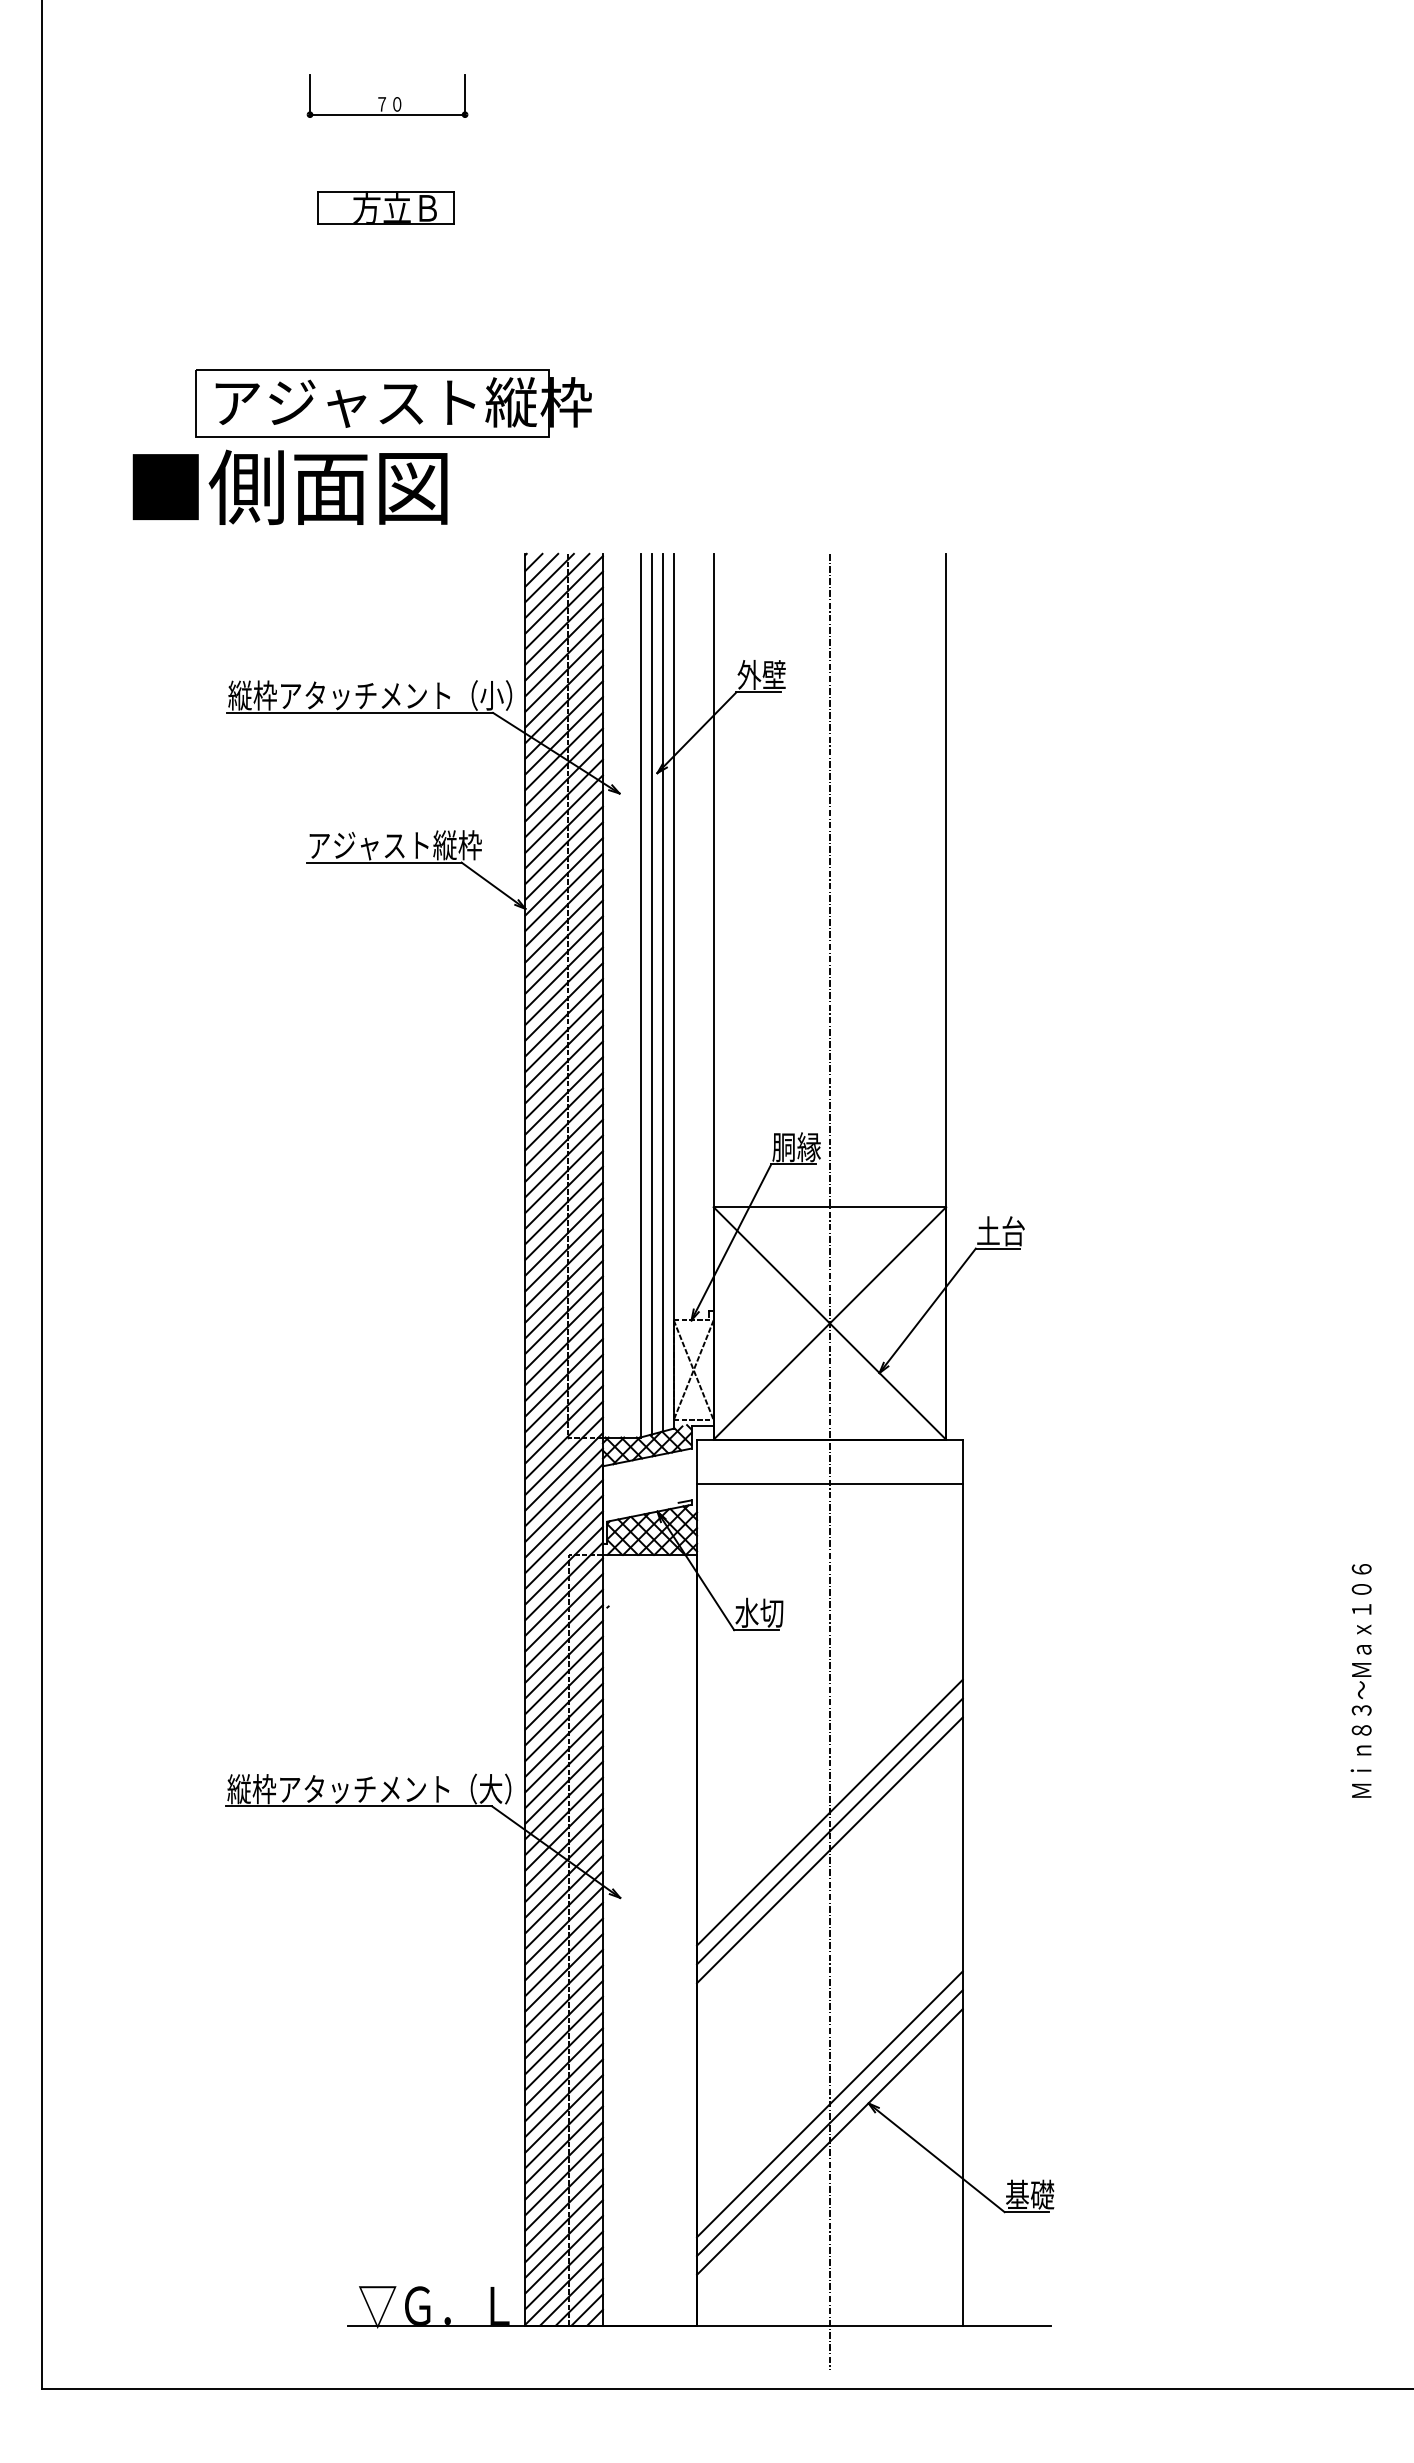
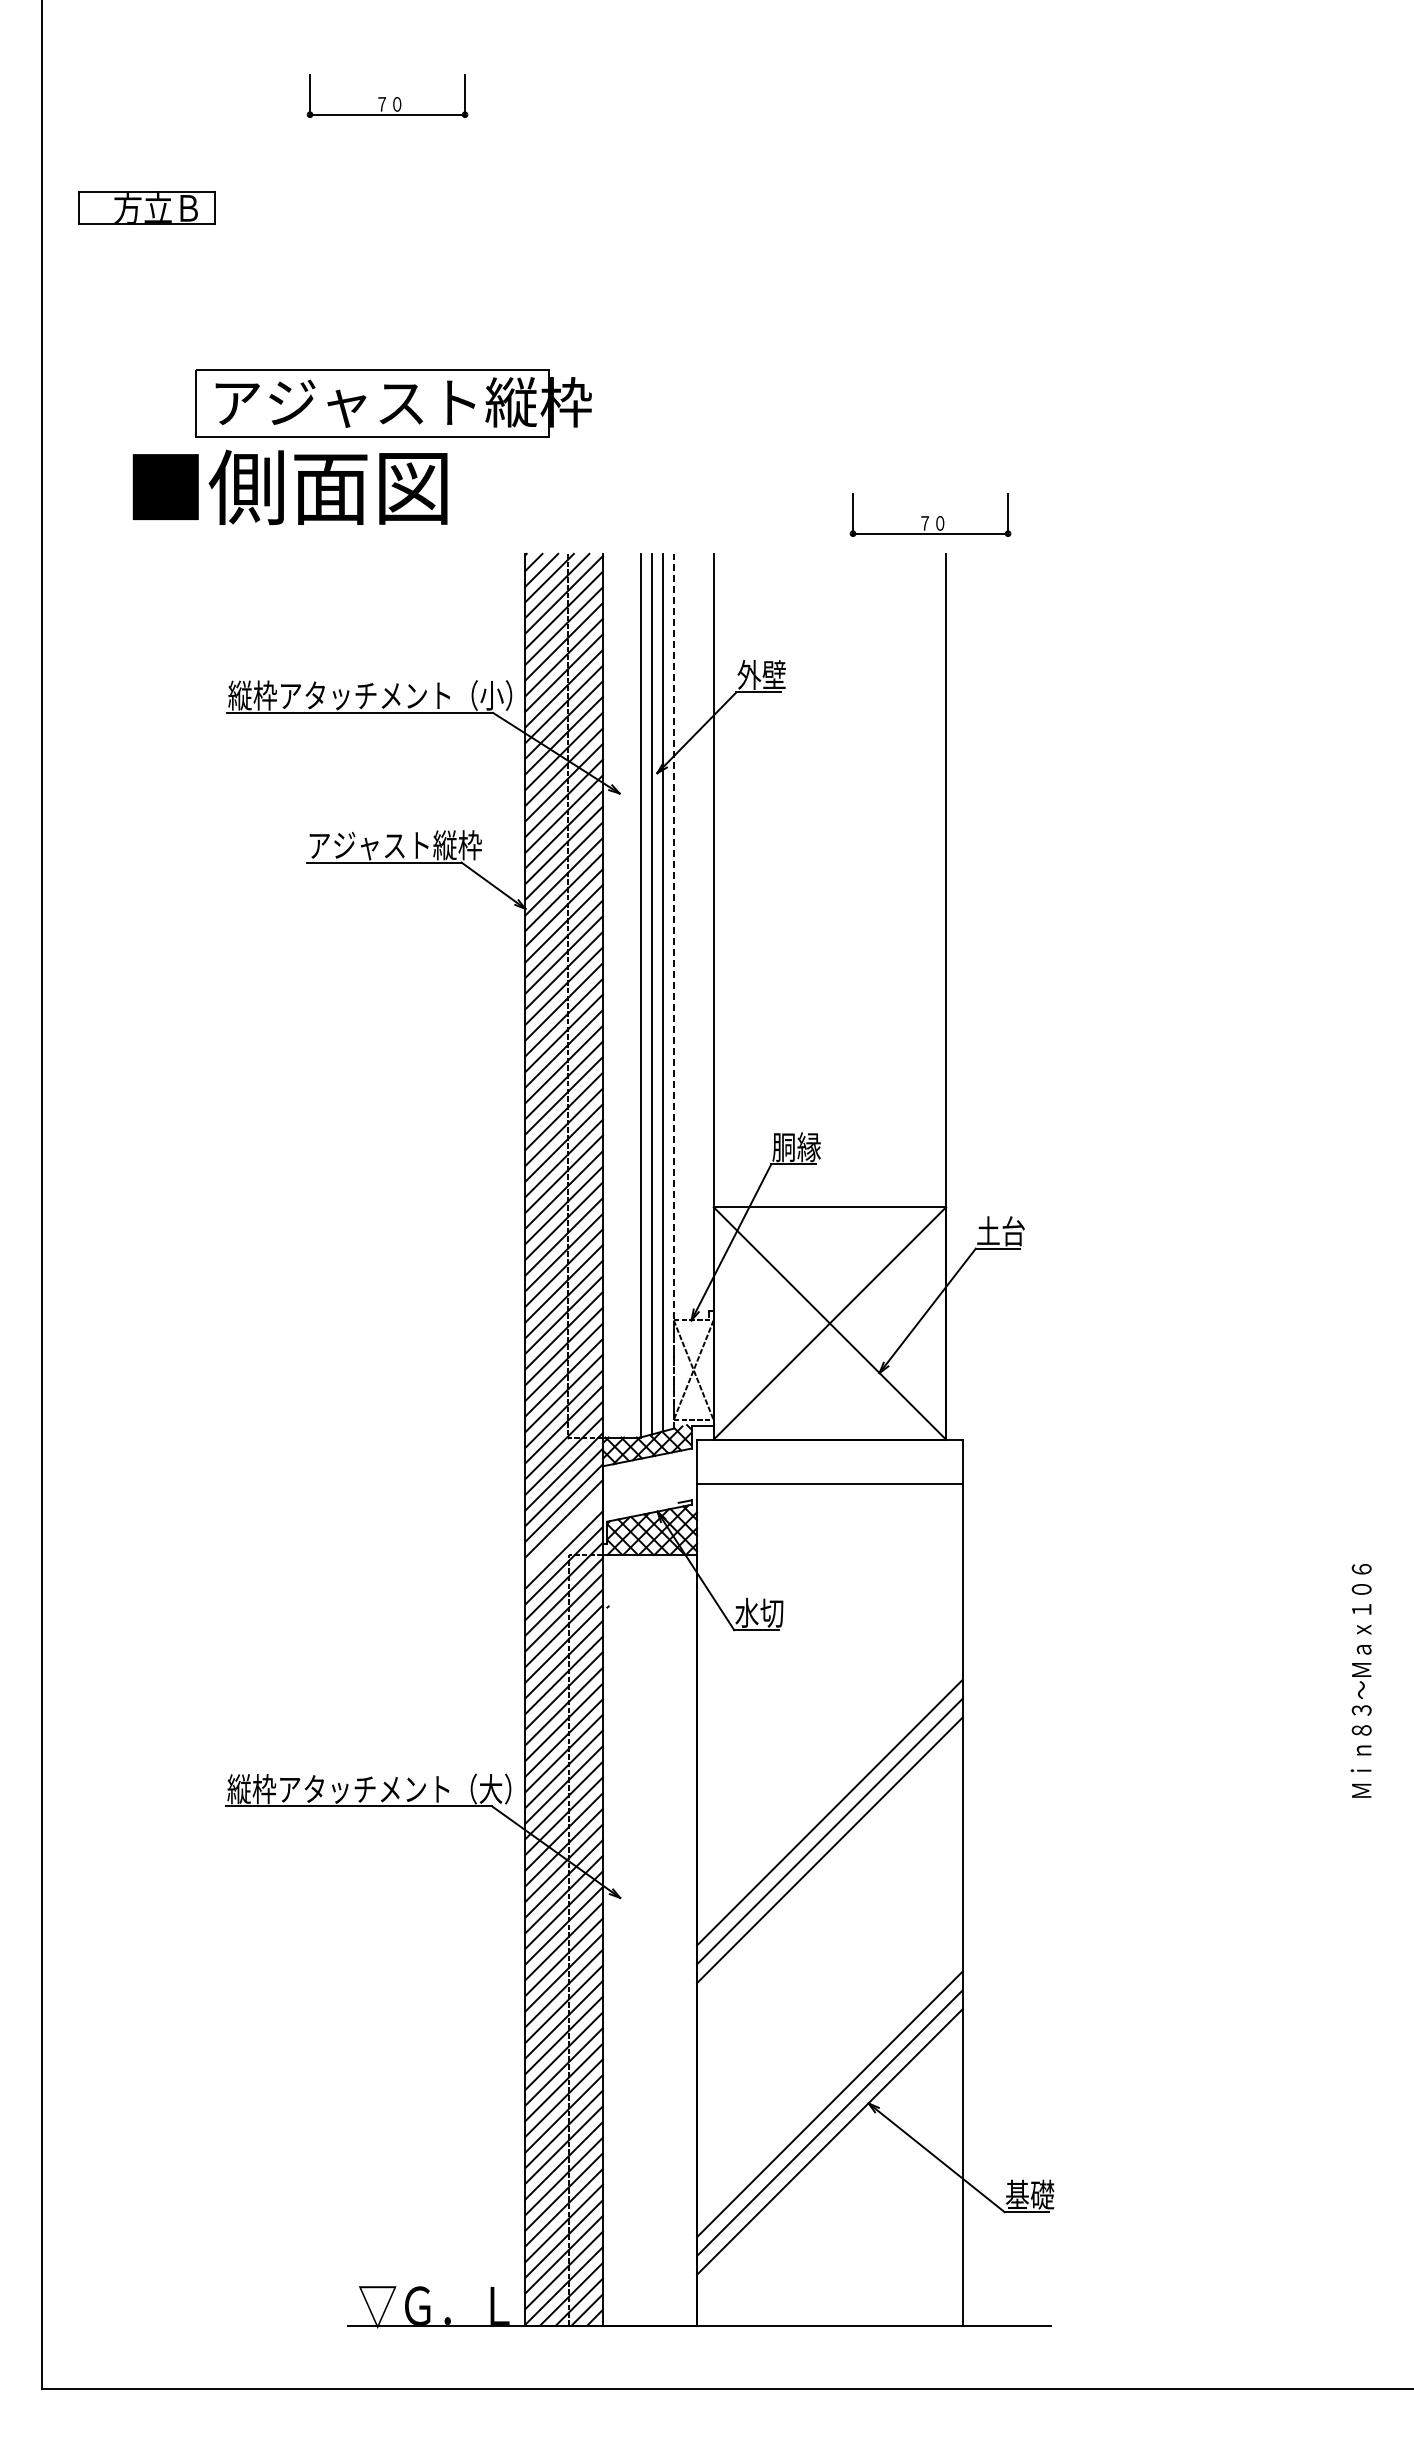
part position: (385, 207) -> (146, 207) (146, 207)
part: none -> present (930, 514)
line: solid -> dashed (673, 990)
line: present -> none (829, 1461)
line: present -> none (563, 1534)
